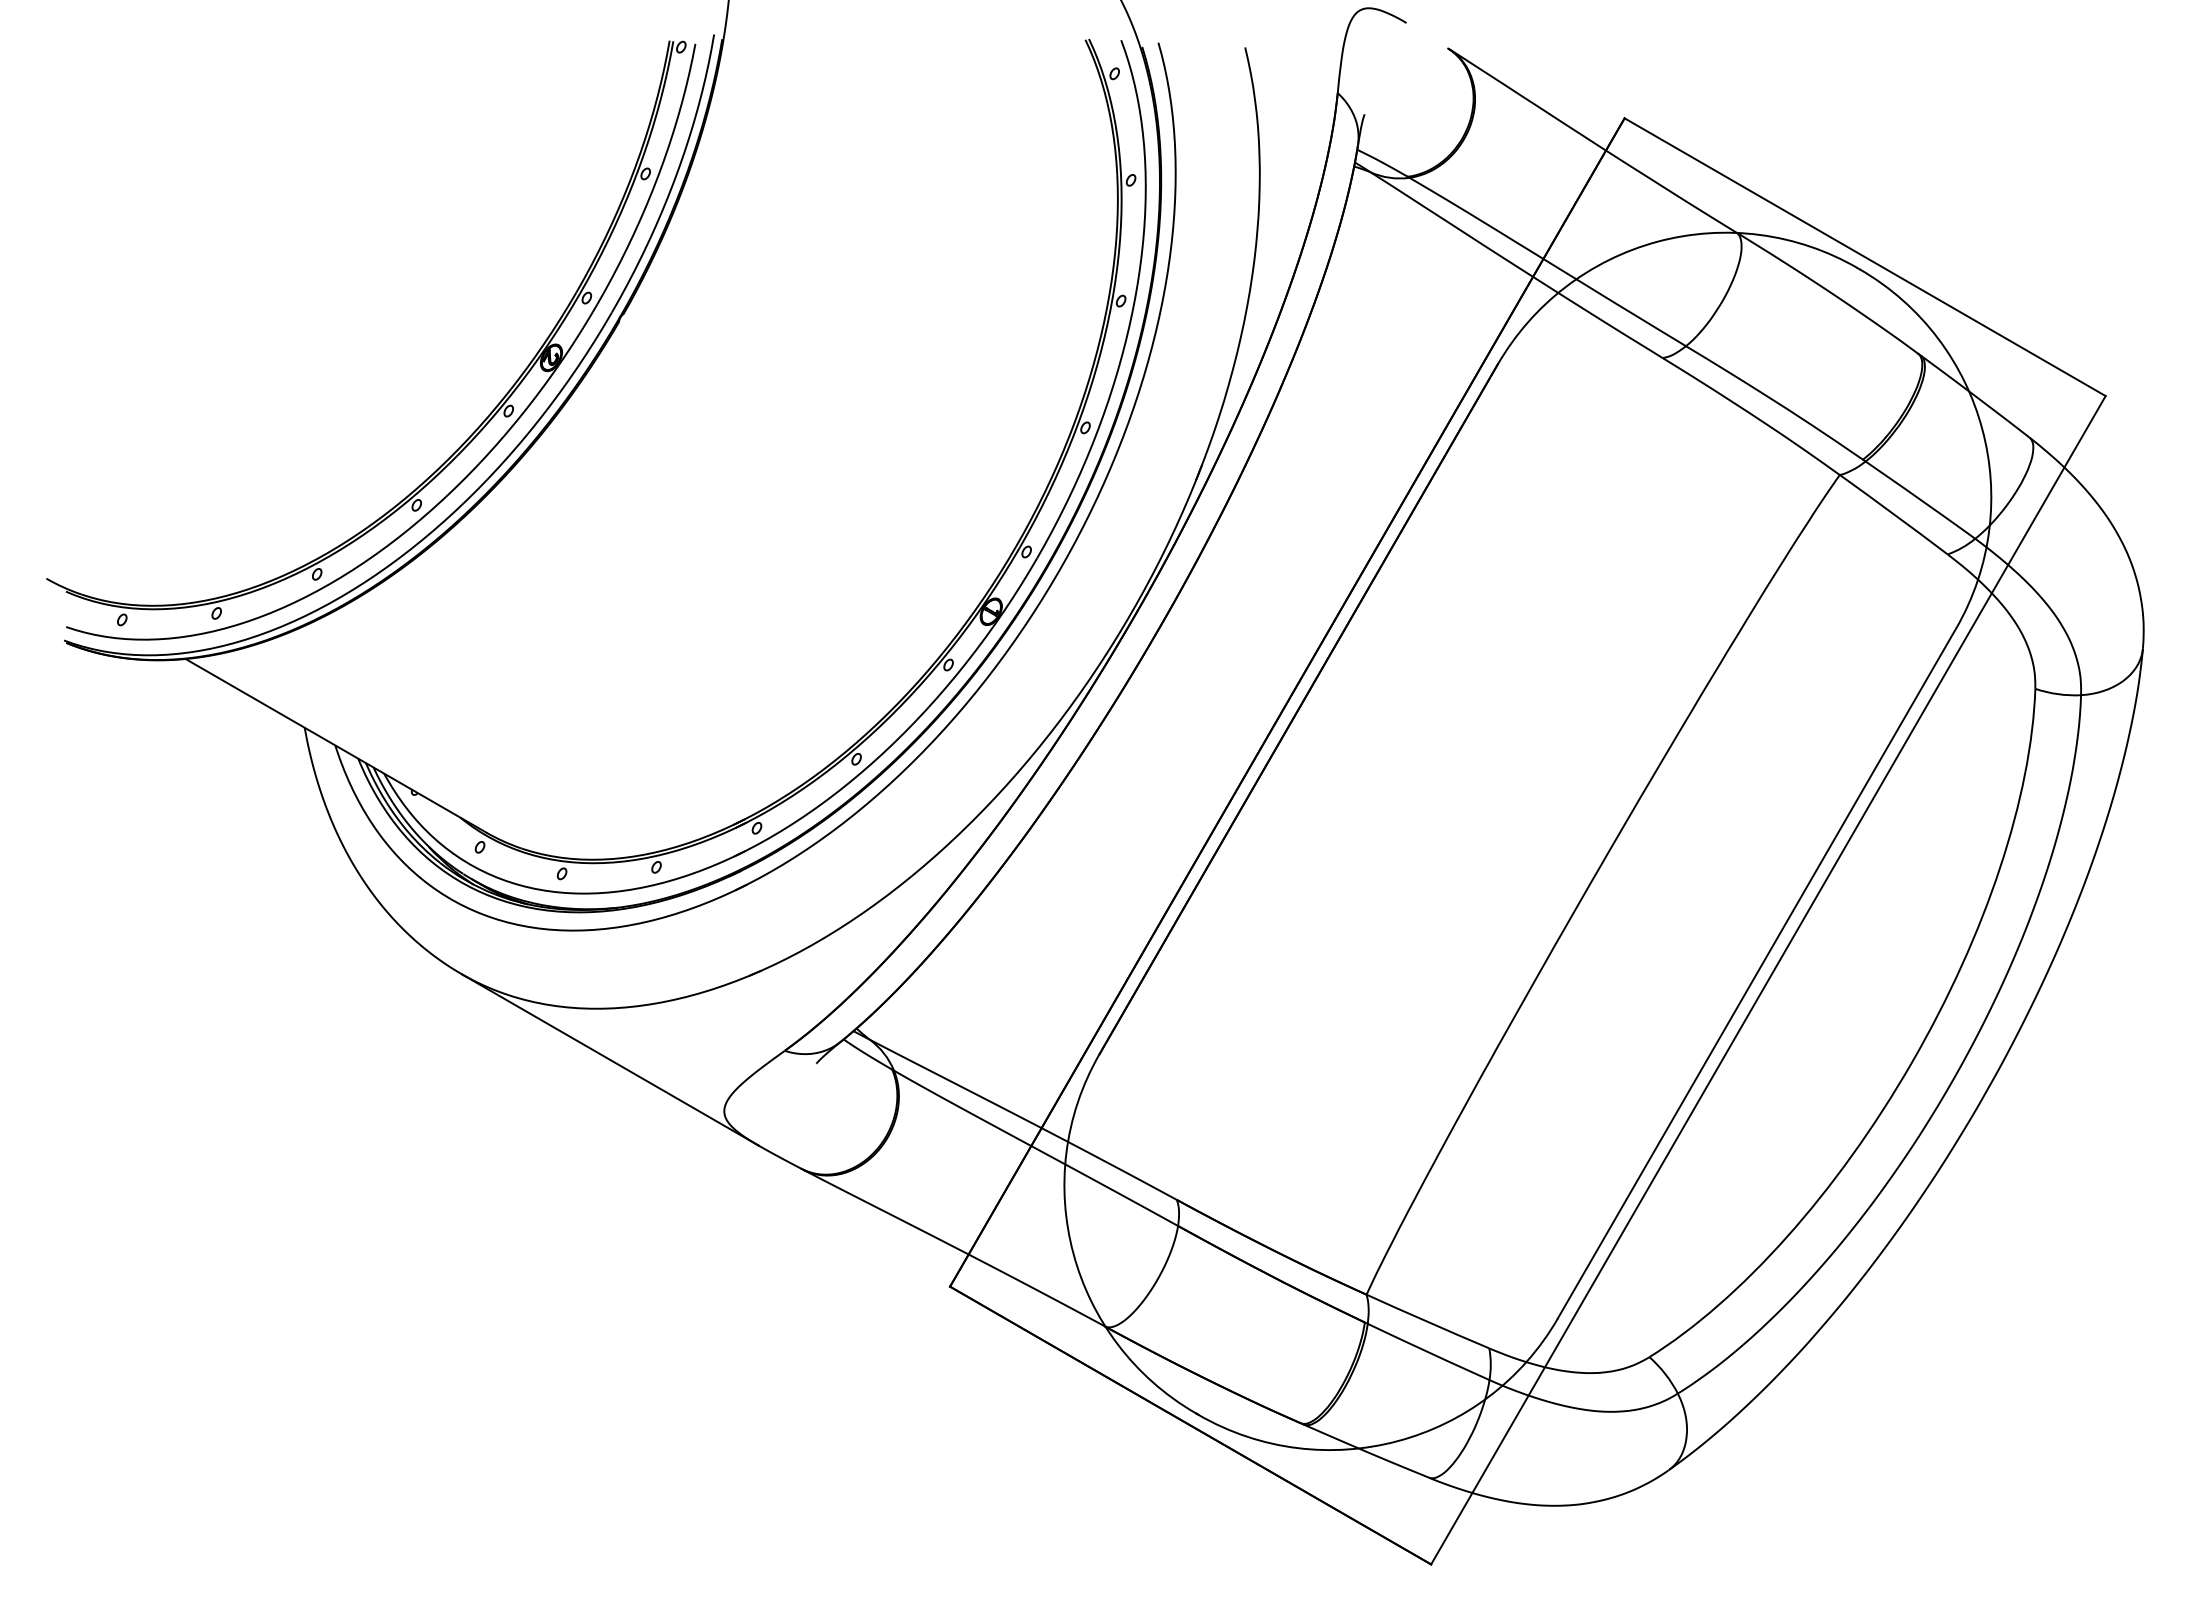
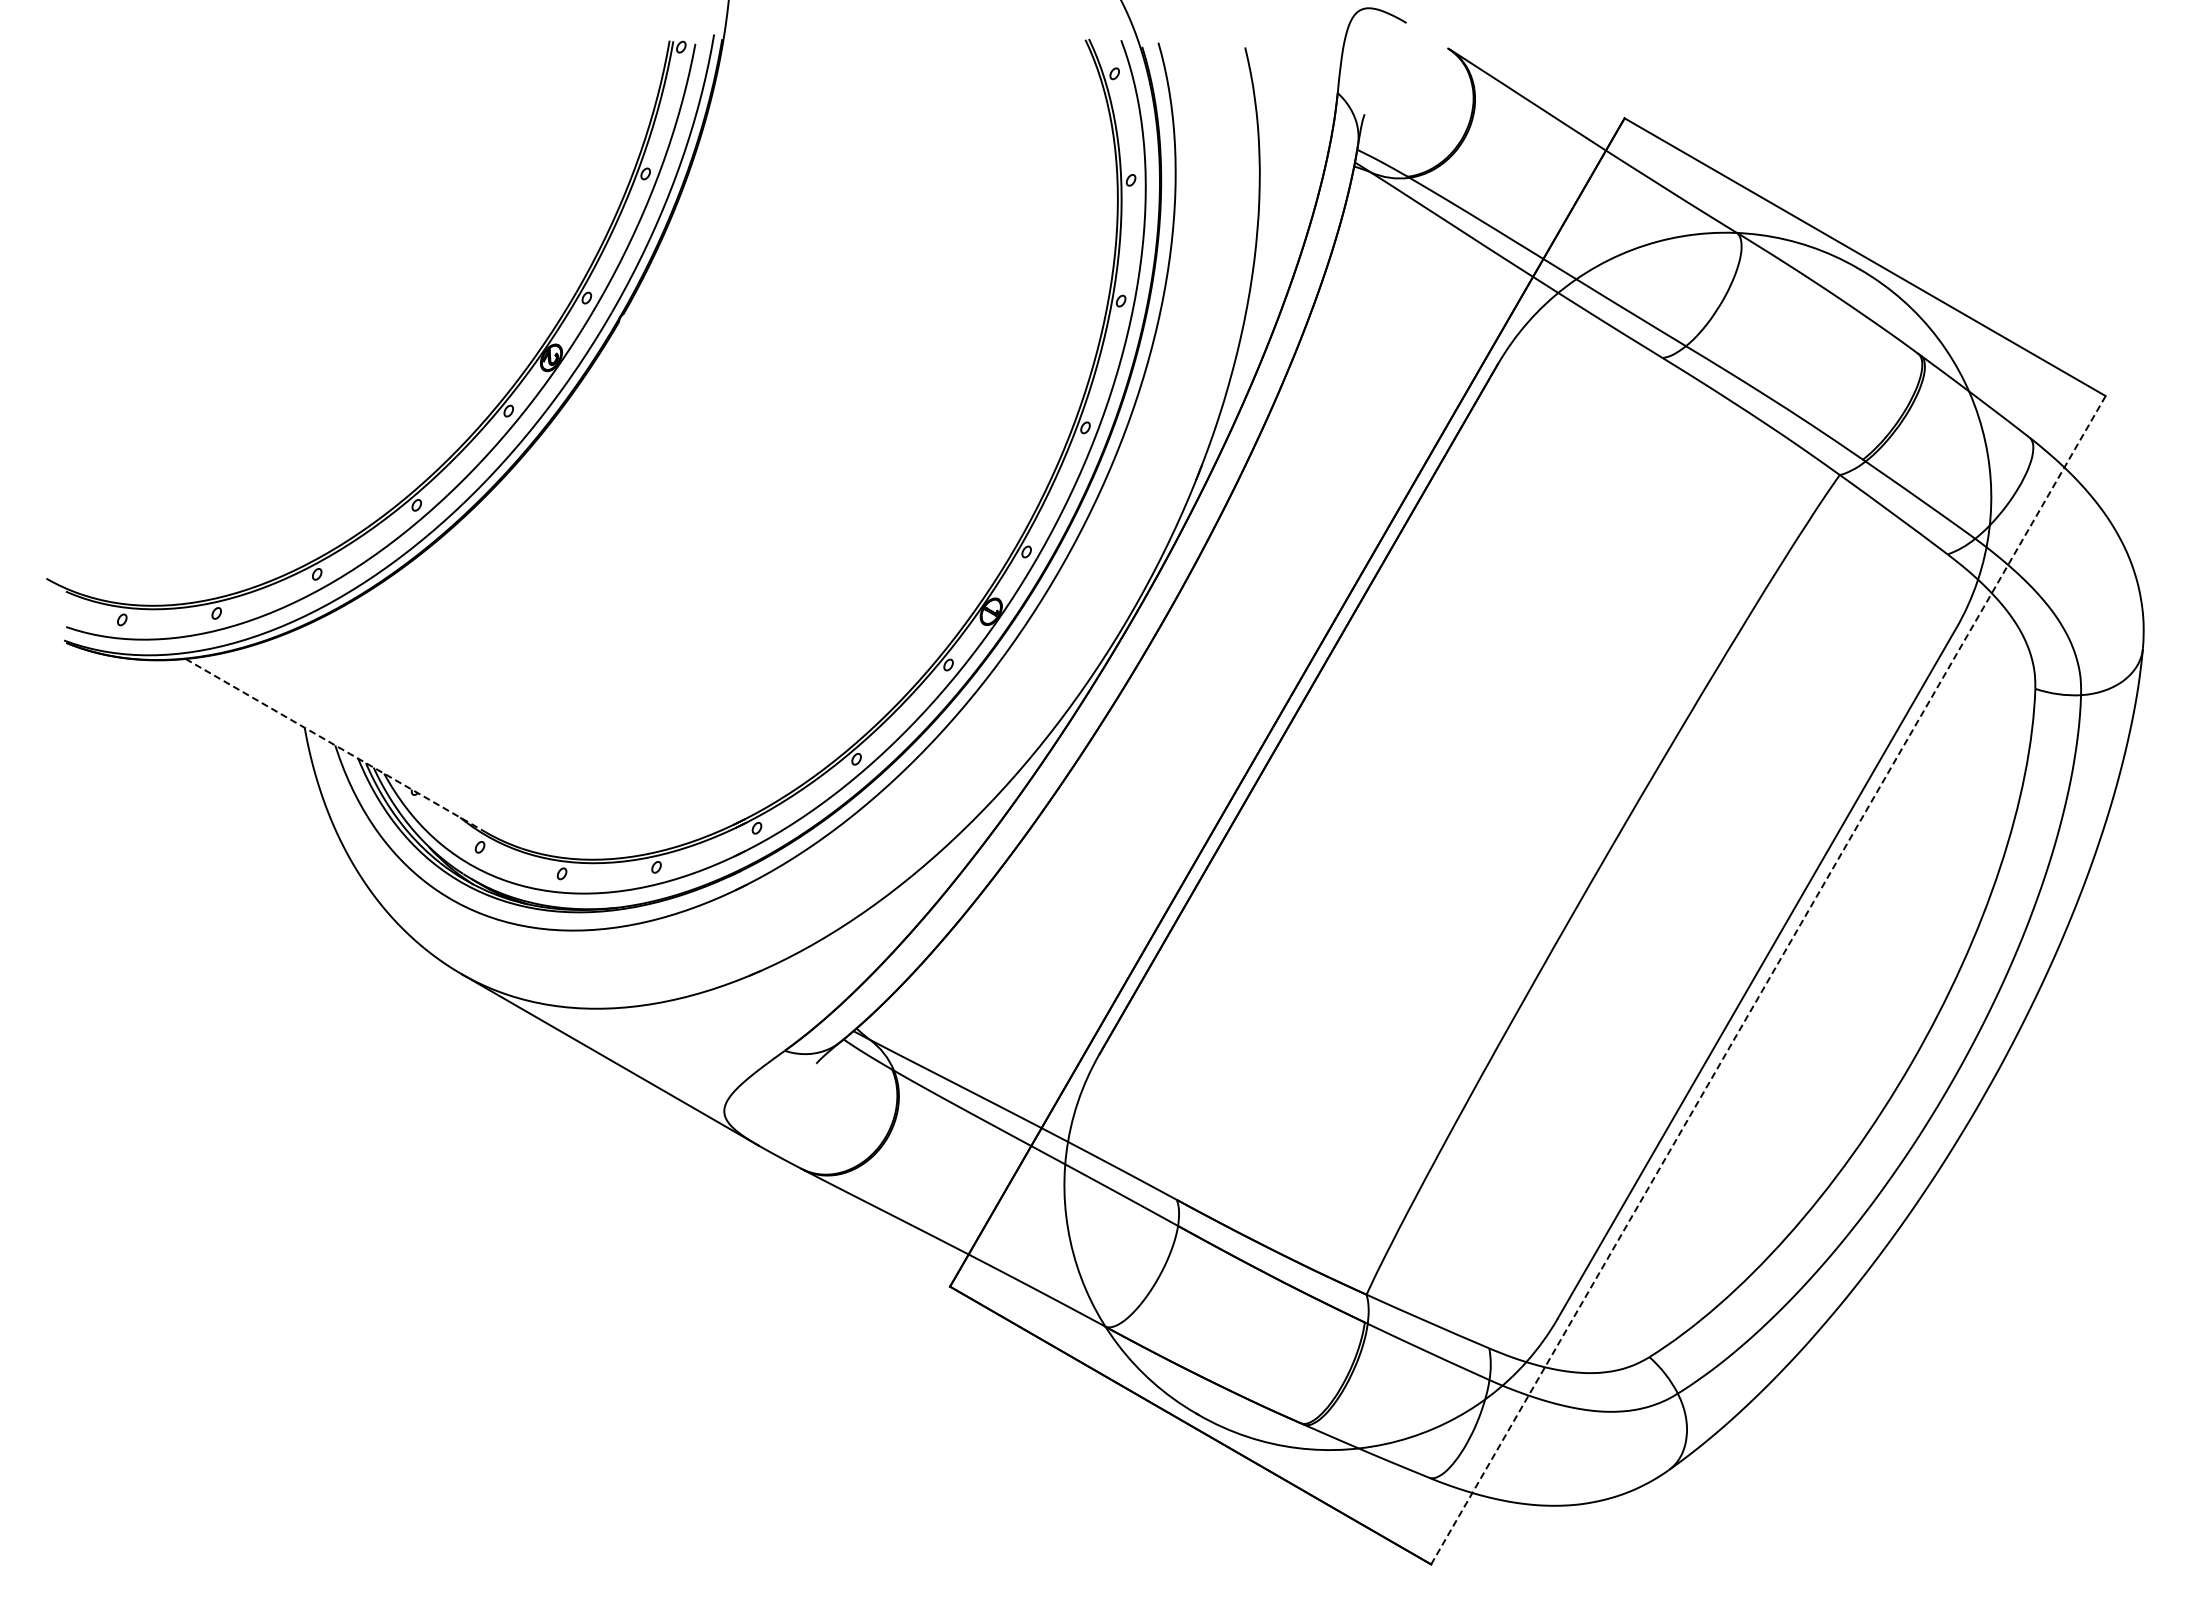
line: solid -> dashed (335, 745)
line: solid -> dashed (1768, 980)
